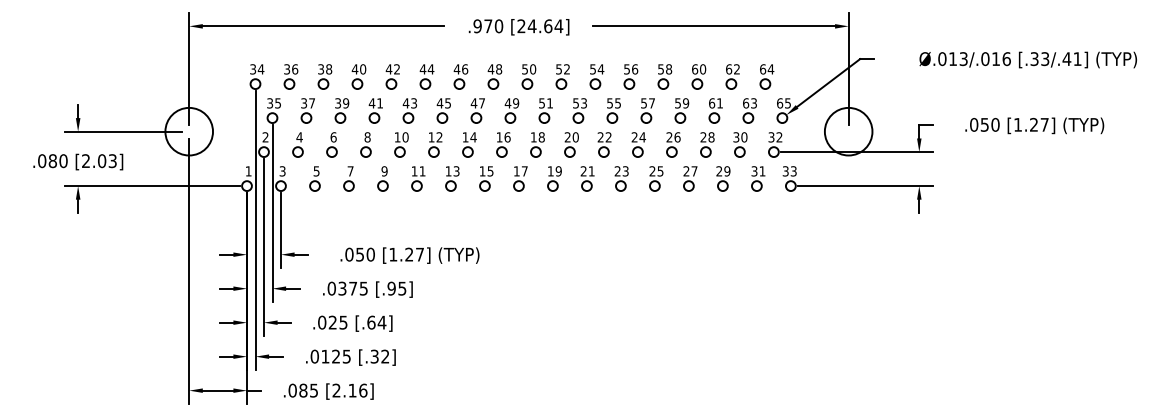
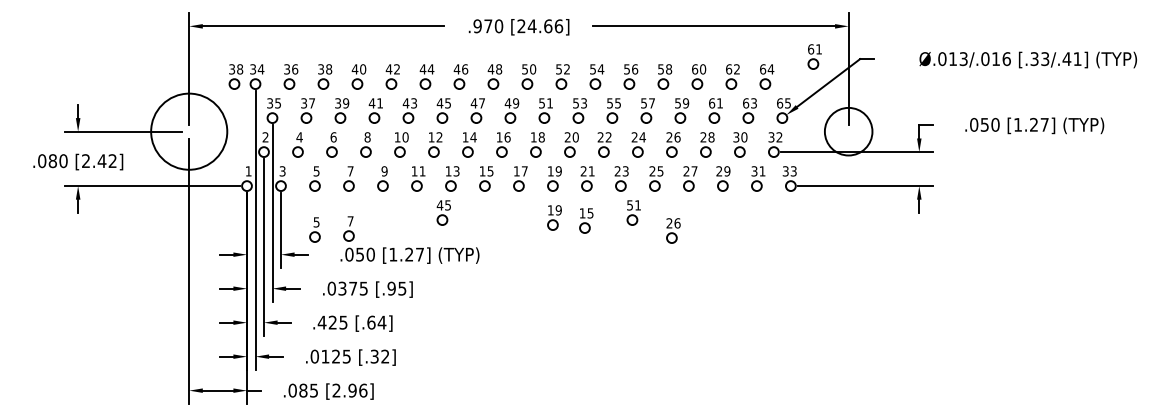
text: [24.64] -> [24.66] (558, 26)
part: none -> present (814, 56)
part: none -> present (235, 76)
circle diameter: 48 px -> 76 px (189, 131)
text: [2.03] -> [2.42] (106, 161)
part: none -> present (443, 212)
part: none -> present (633, 212)
part: none -> present (554, 217)
part: none -> present (586, 220)
part: none -> present (348, 228)
part: none -> present (314, 229)
part: none -> present (673, 230)
text: .025 -> .425 (321, 322)
text: [2.16] -> [2.96] (352, 390)
